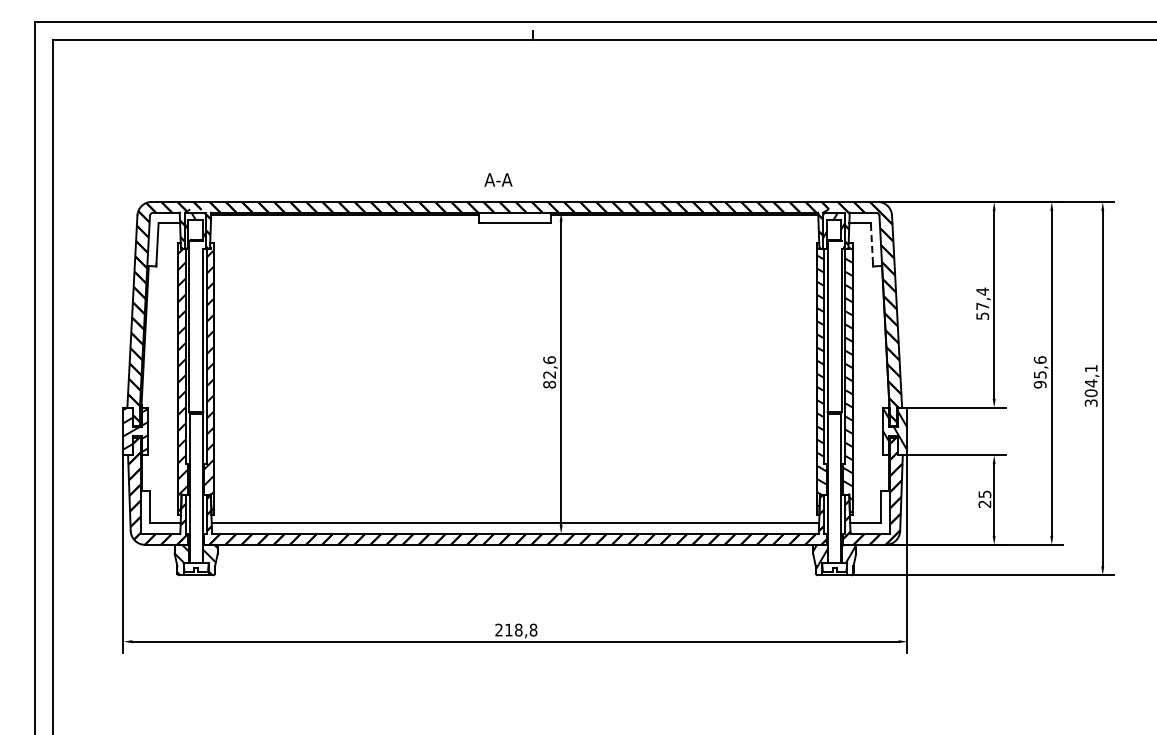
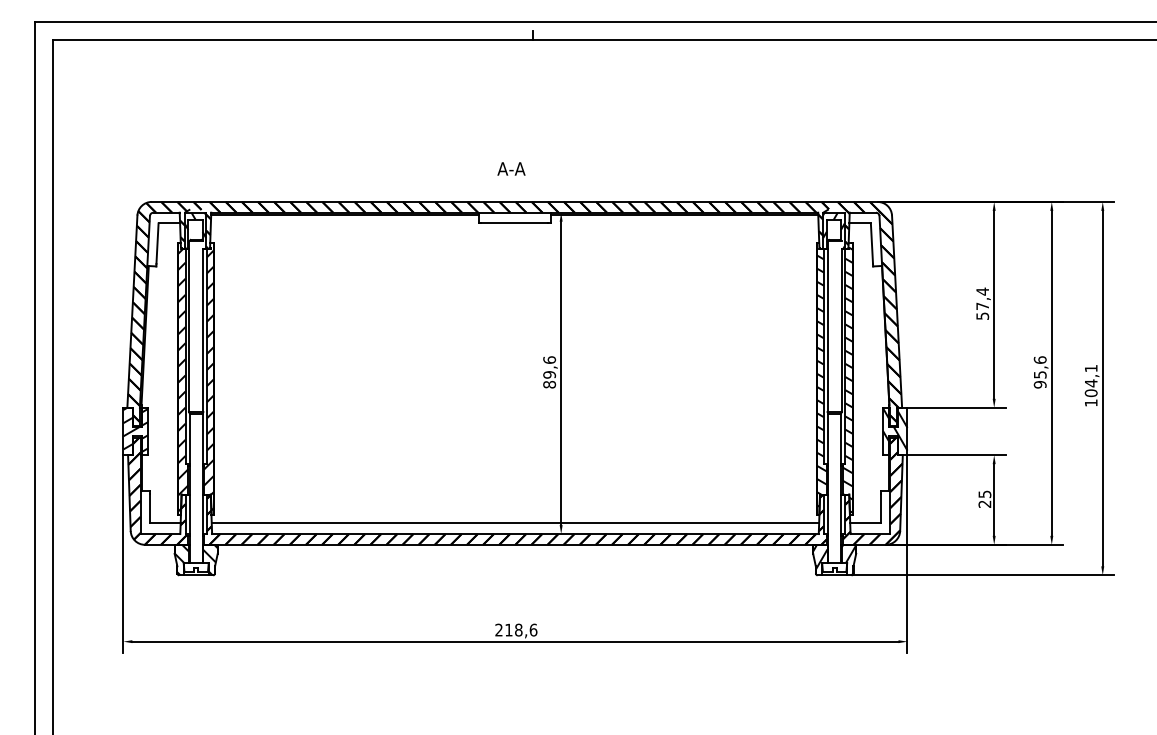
text position: (498, 179) -> (511, 168) (511, 168)
line: dashed -> solid (871, 243)
text: 82,6 -> 89,6 (549, 374)
text: 304,1 -> 104,1 (1090, 402)
text: 218,8 -> 218,6 (533, 629)
